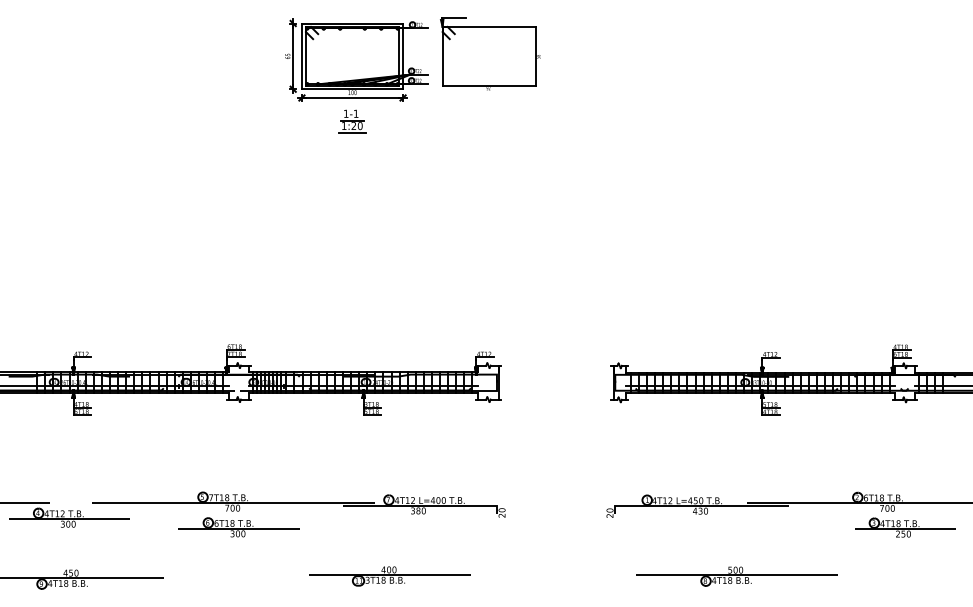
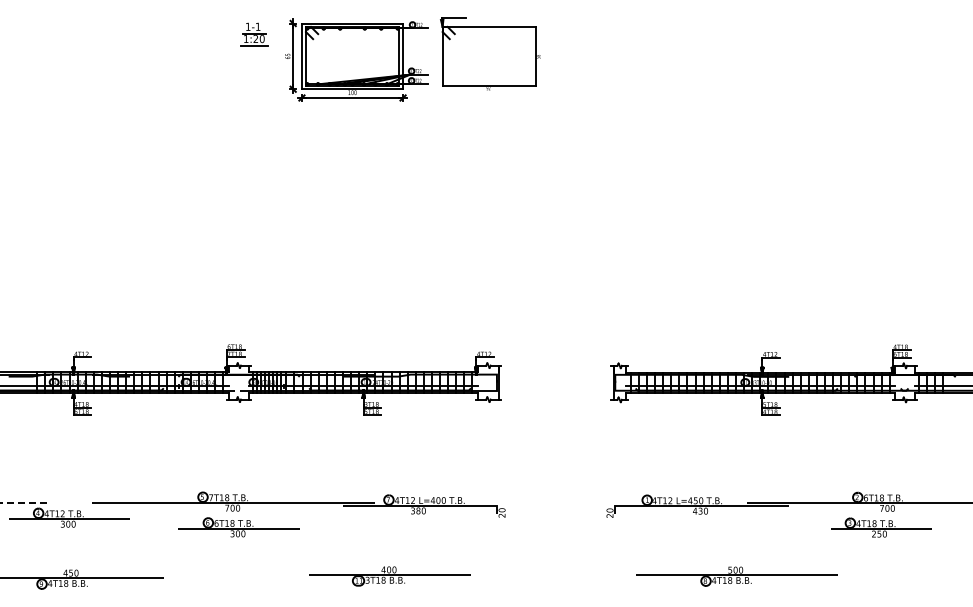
part position: (352, 121) -> (254, 34) (254, 34)
line: solid -> dashed (25, 503)
part position: (905, 527) -> (881, 527) (881, 527)
